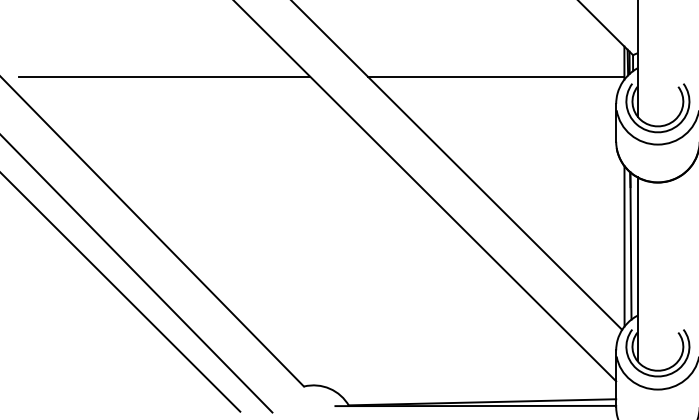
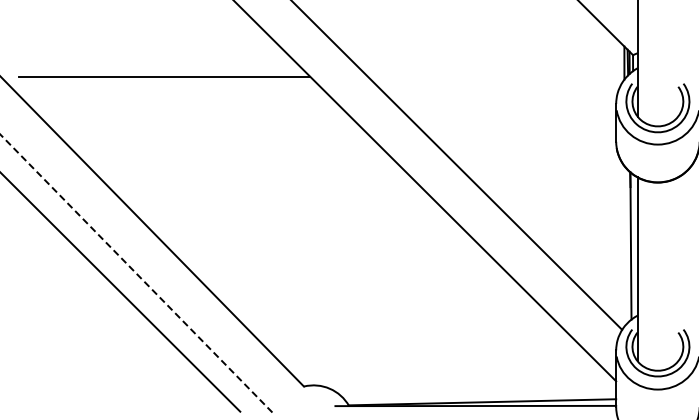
line: present -> none (495, 76)
line: present -> none (624, 246)
line: solid -> dashed (136, 273)
